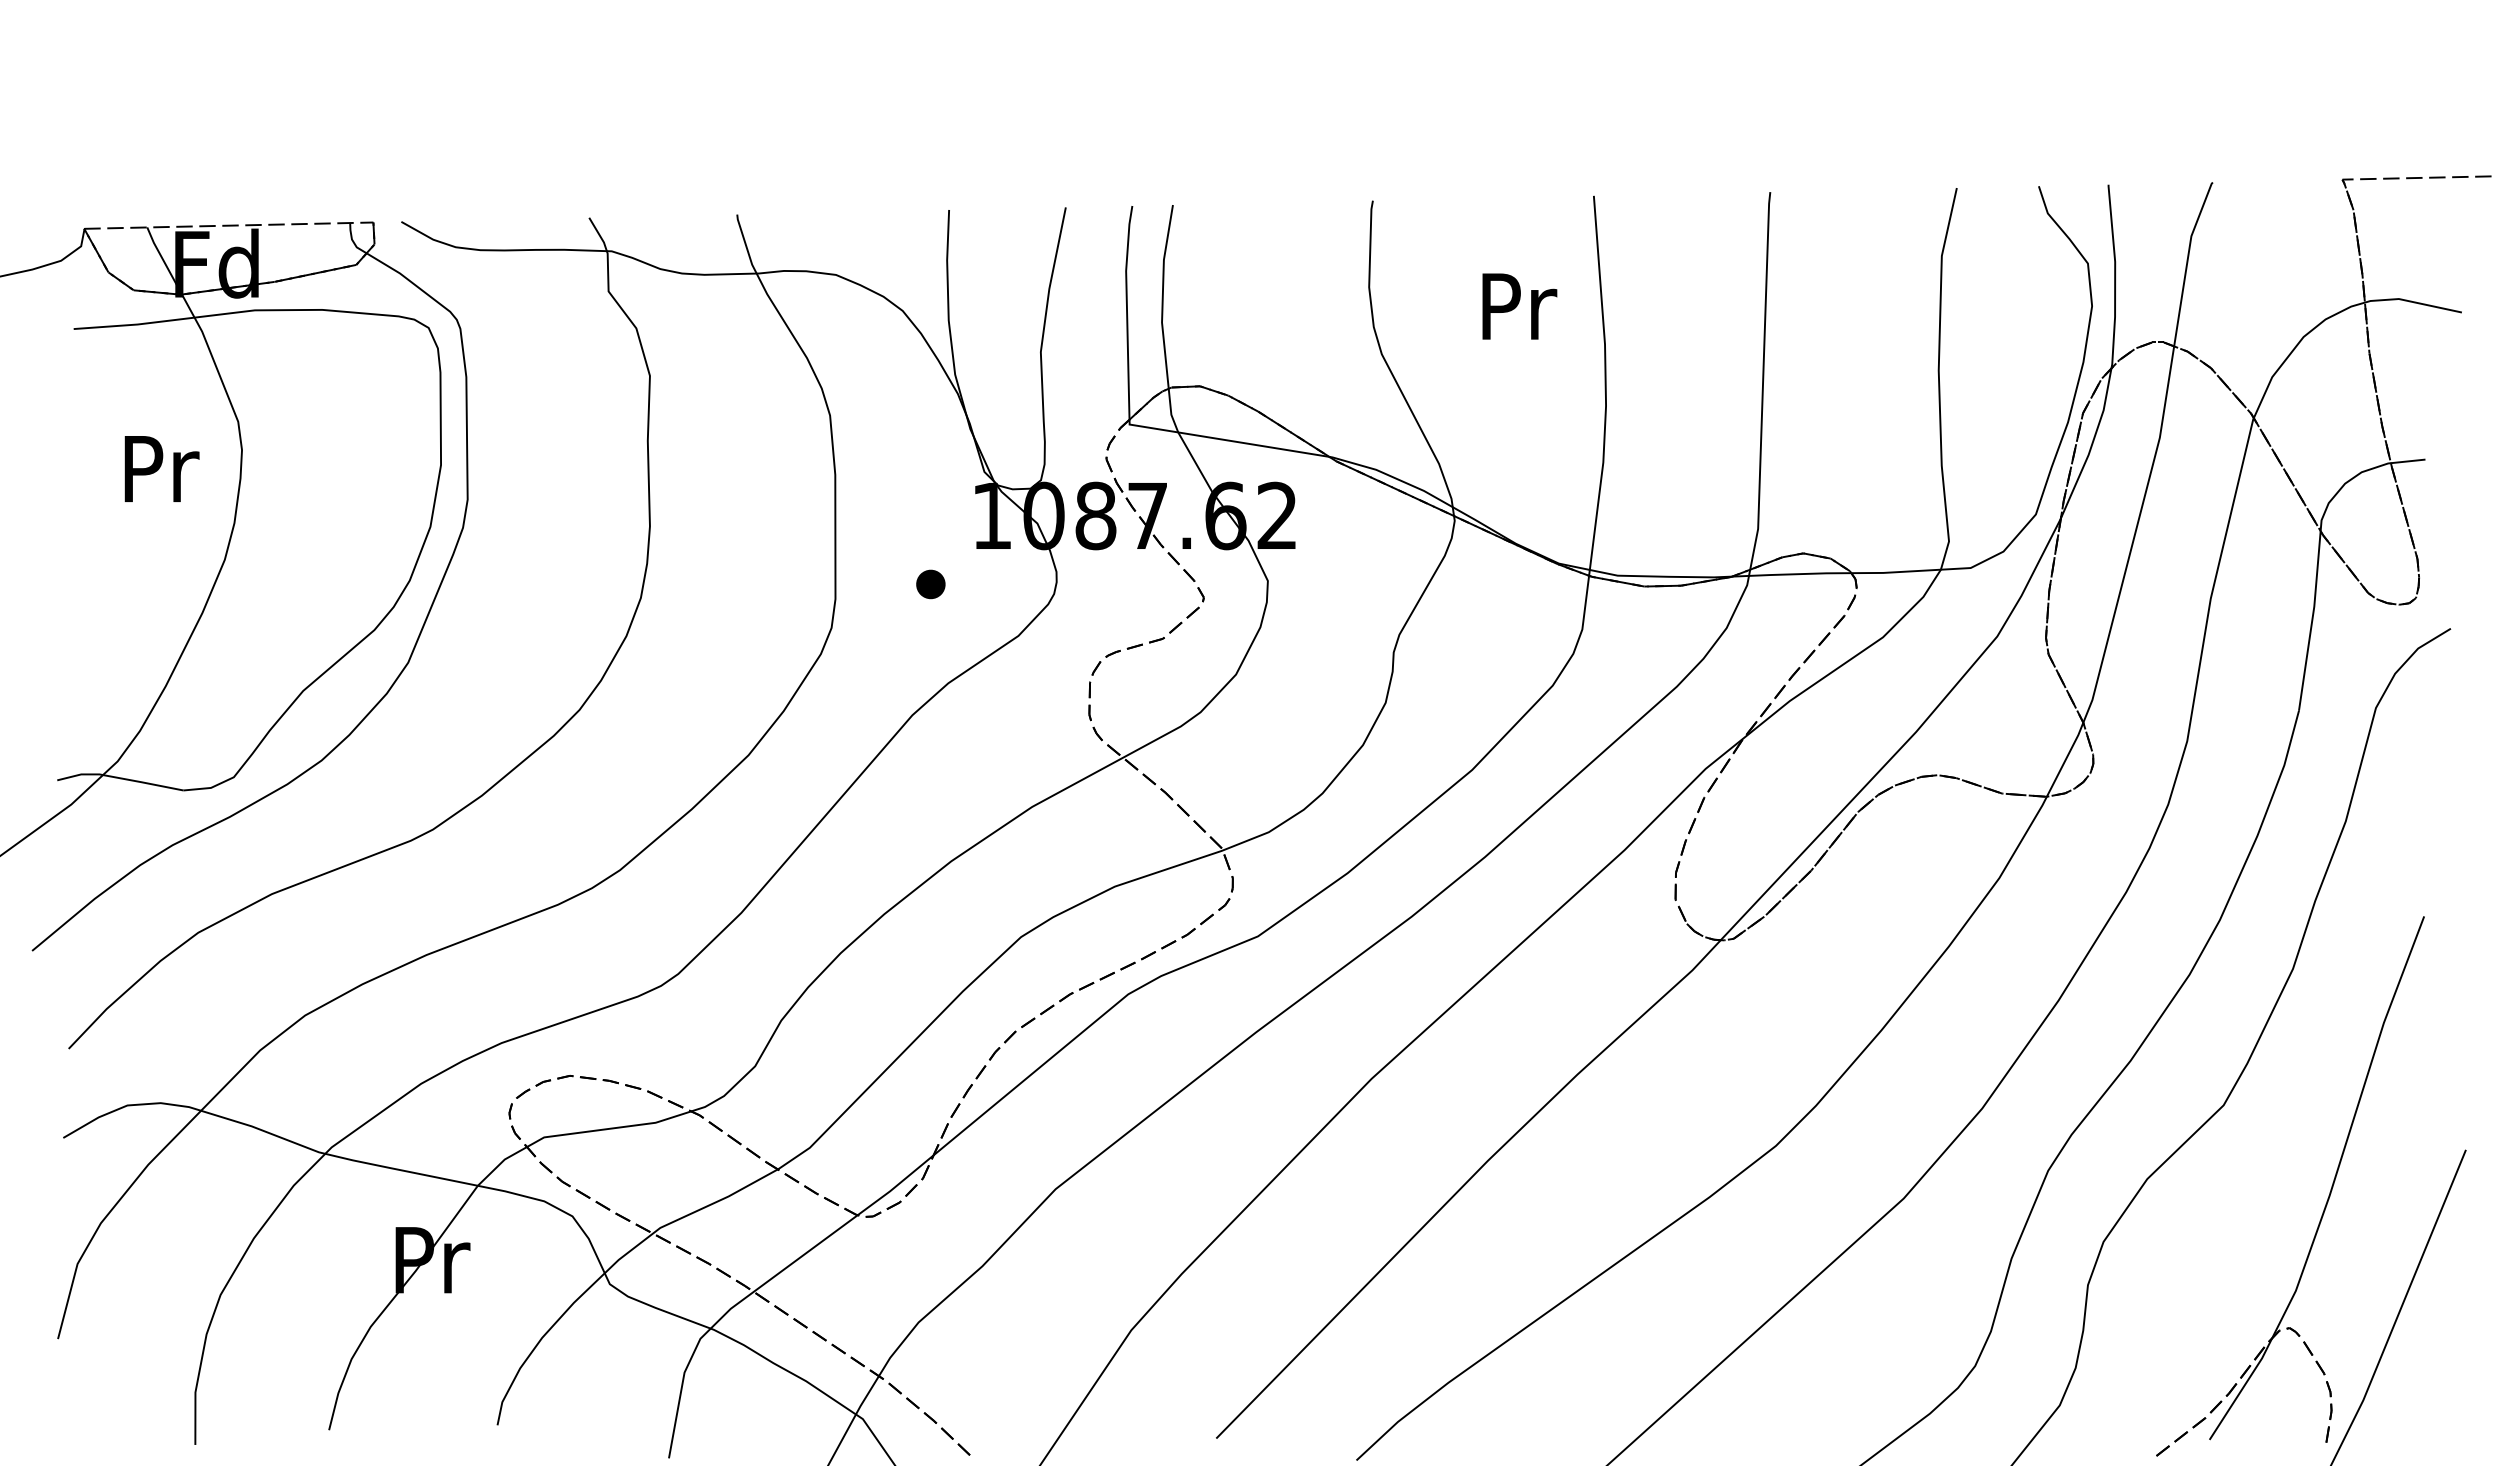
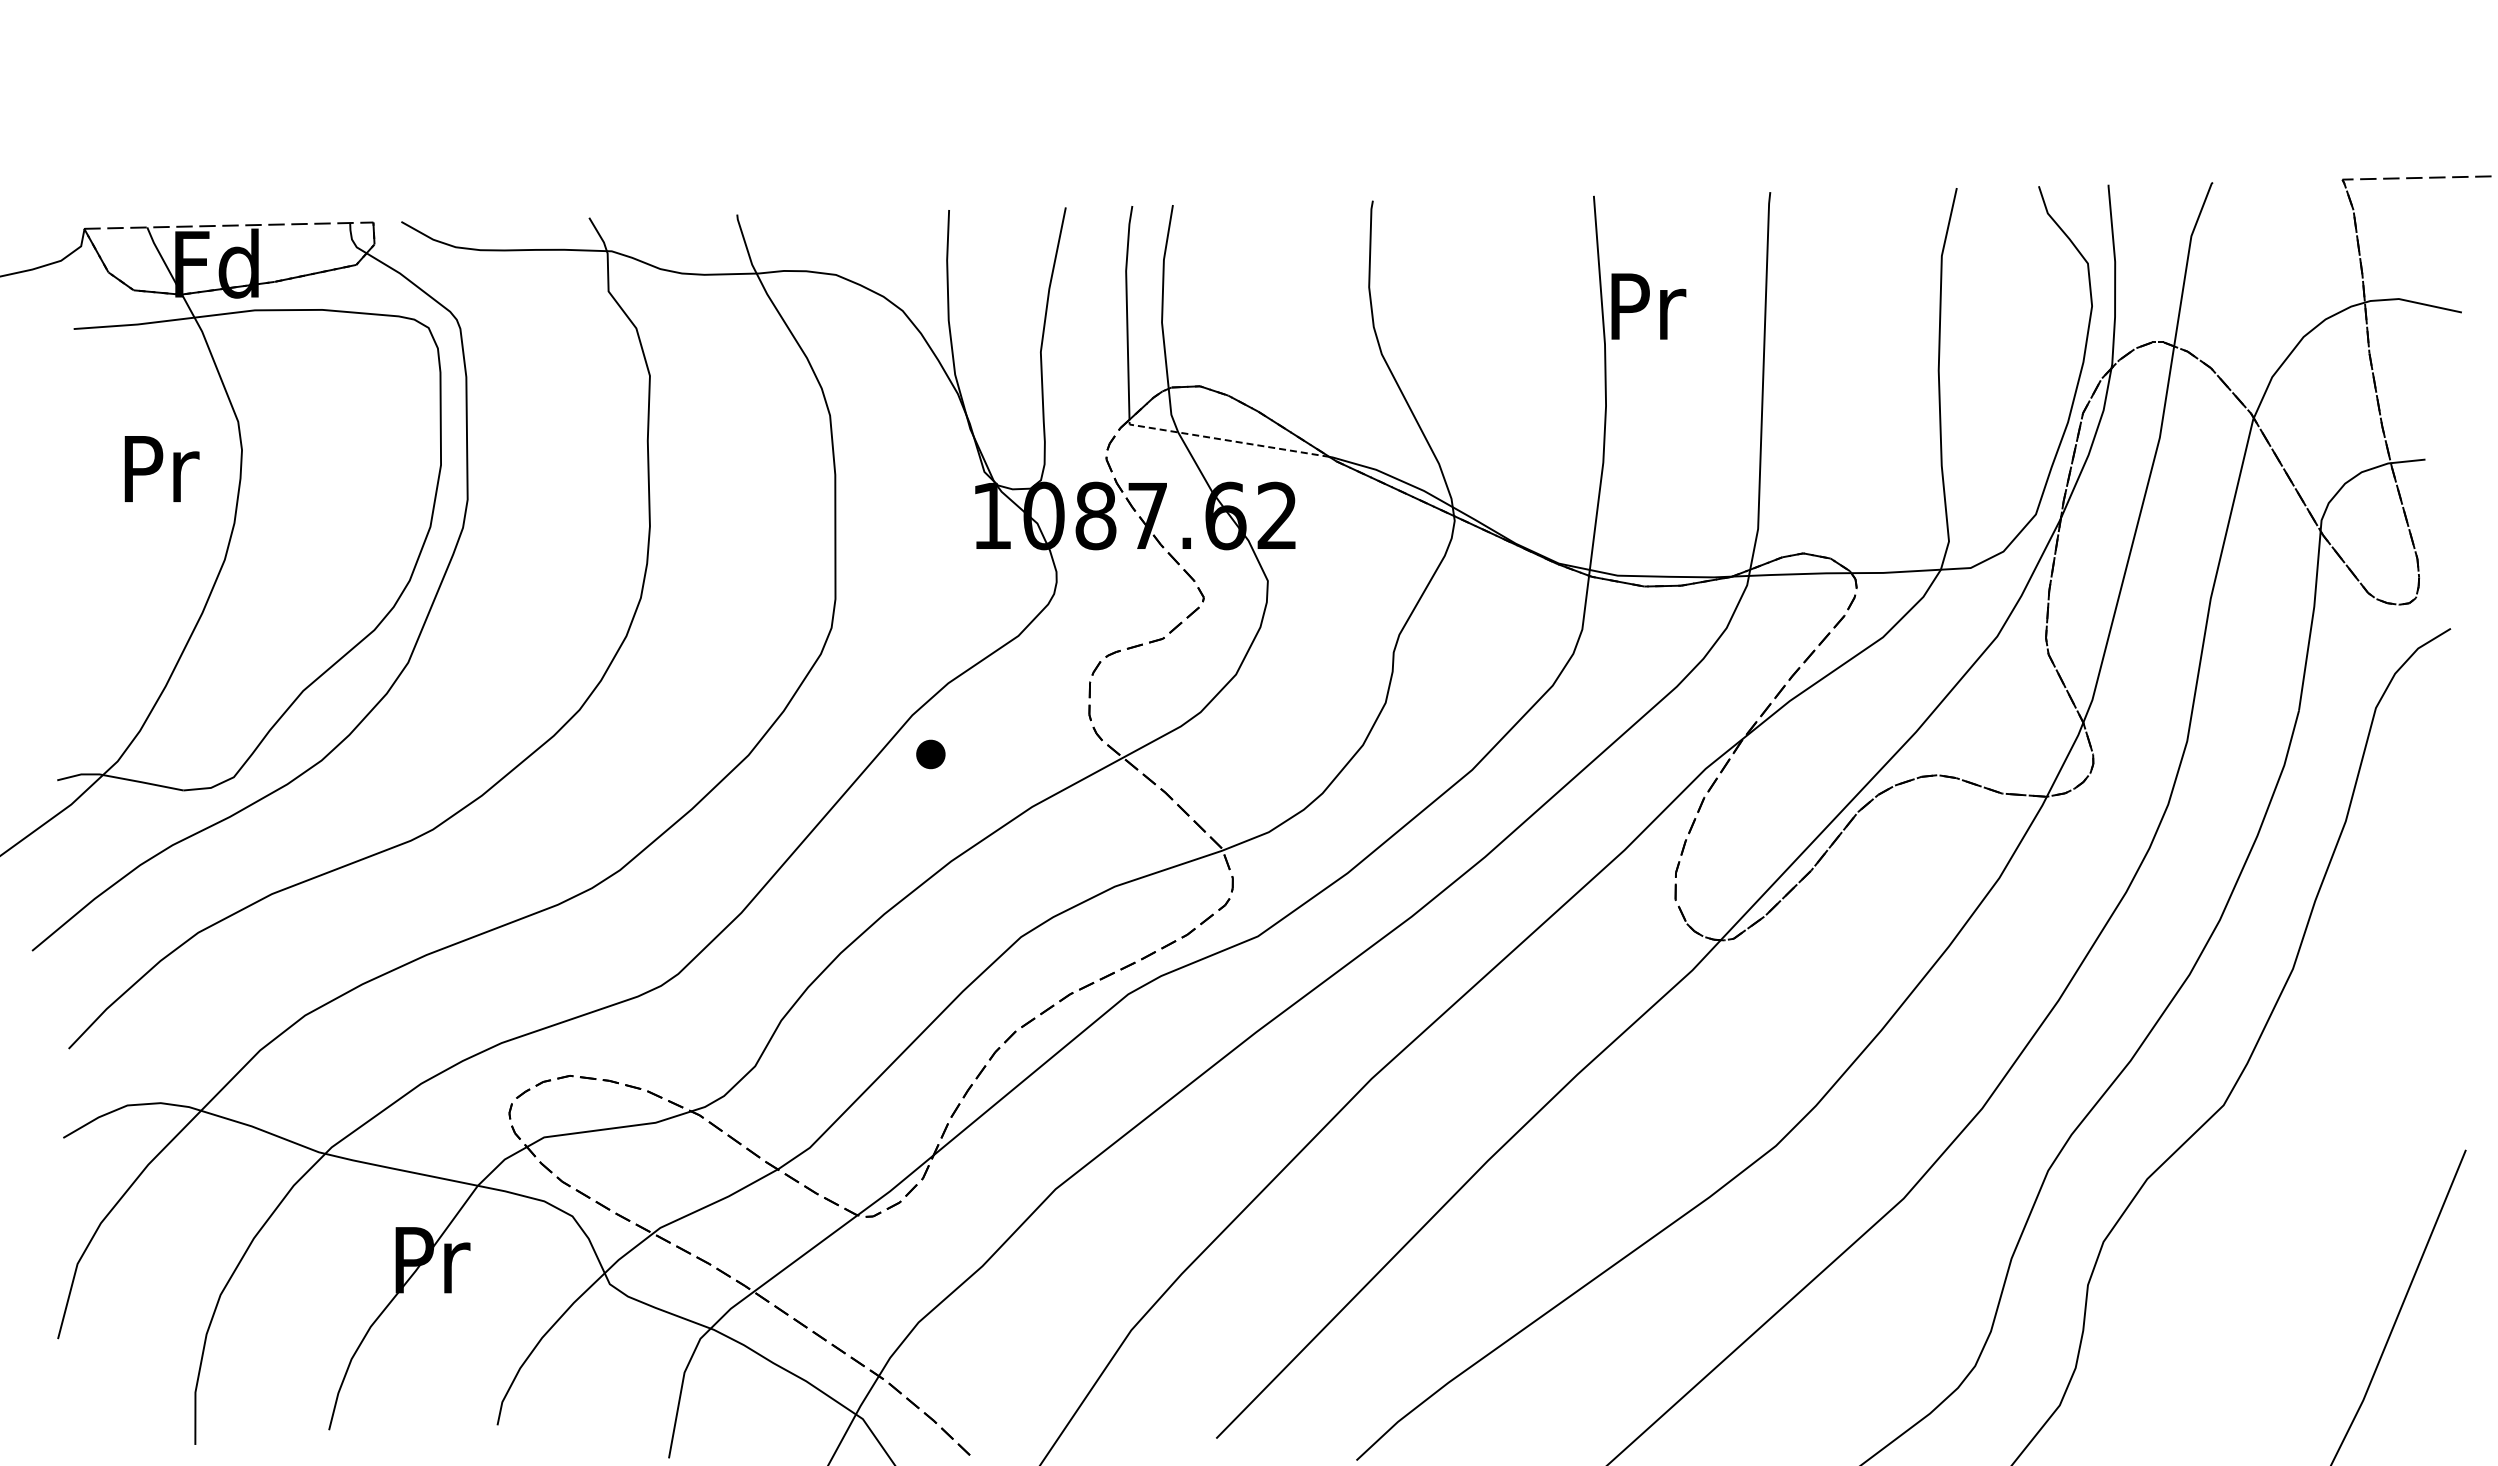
text position: (1519, 306) -> (1648, 306) (1648, 306)
line: solid -> dashed (1226, 440)
part position: (930, 584) -> (930, 754) (930, 754)
part: present -> none (2327, 1198)
